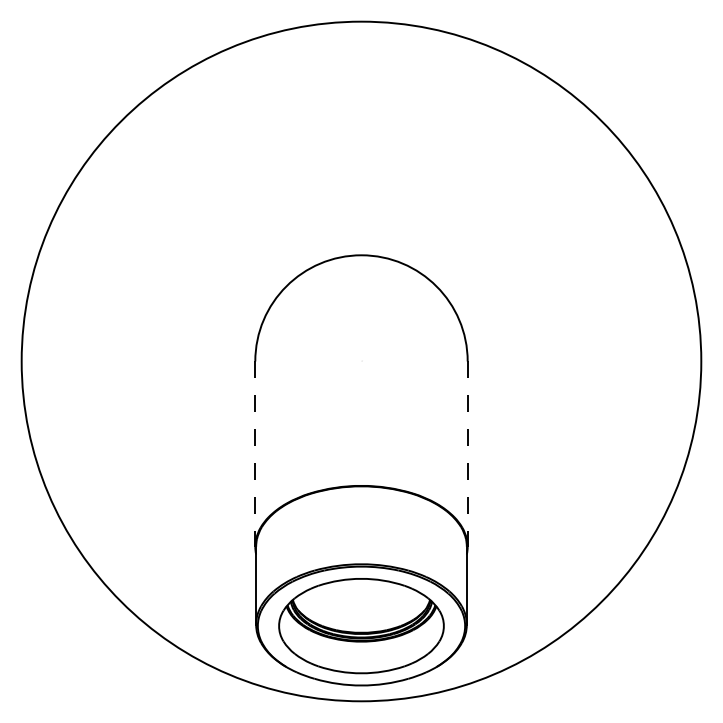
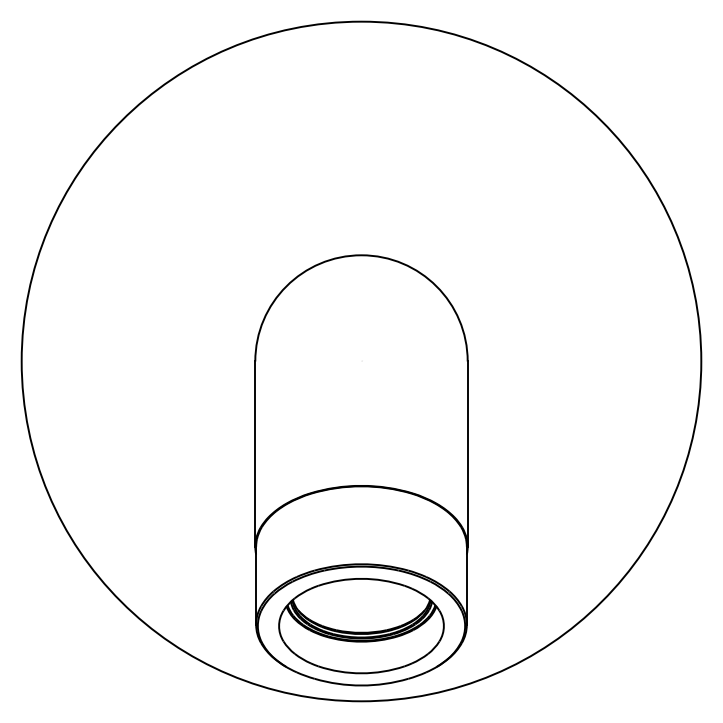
line: dashed -> solid (255, 454)
line: dashed -> solid (467, 454)
